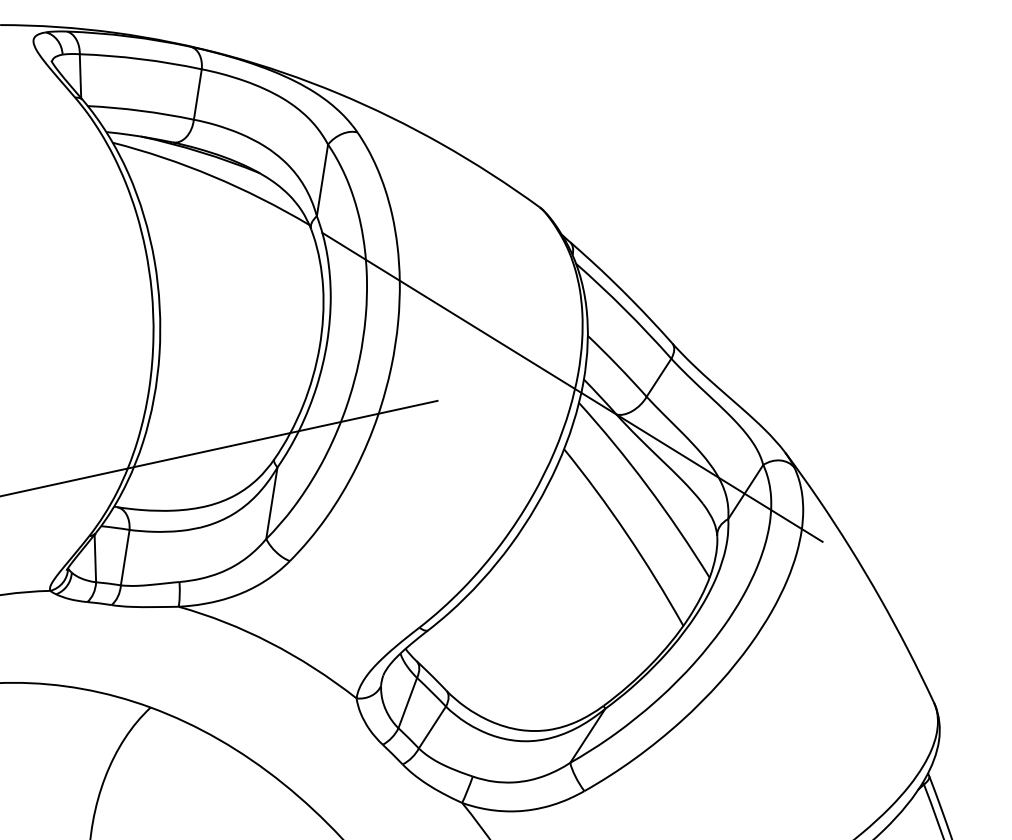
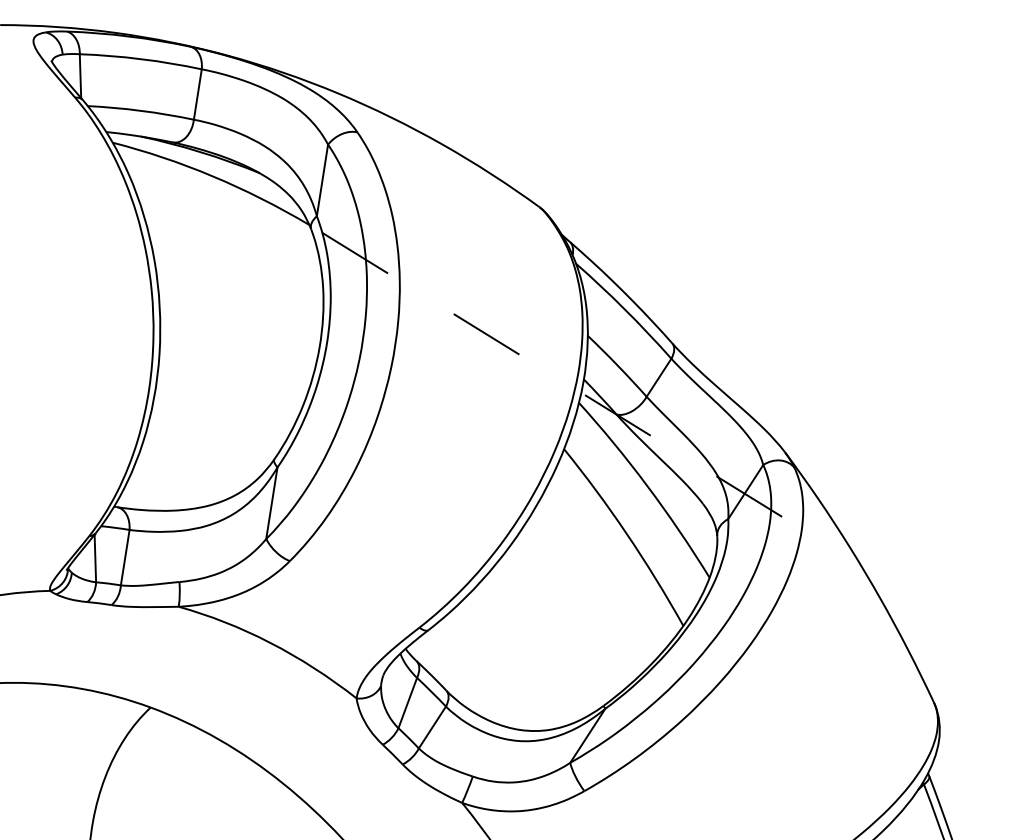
line: solid -> dashed (572, 387)
line: present -> none (219, 447)
